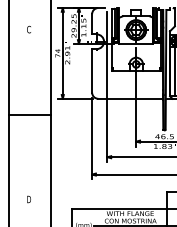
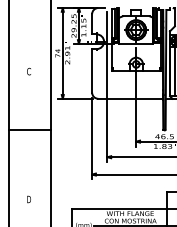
text position: (28, 29) -> (28, 71) (28, 71)
line position: (29, 114) -> (29, 129) (29, 129)
